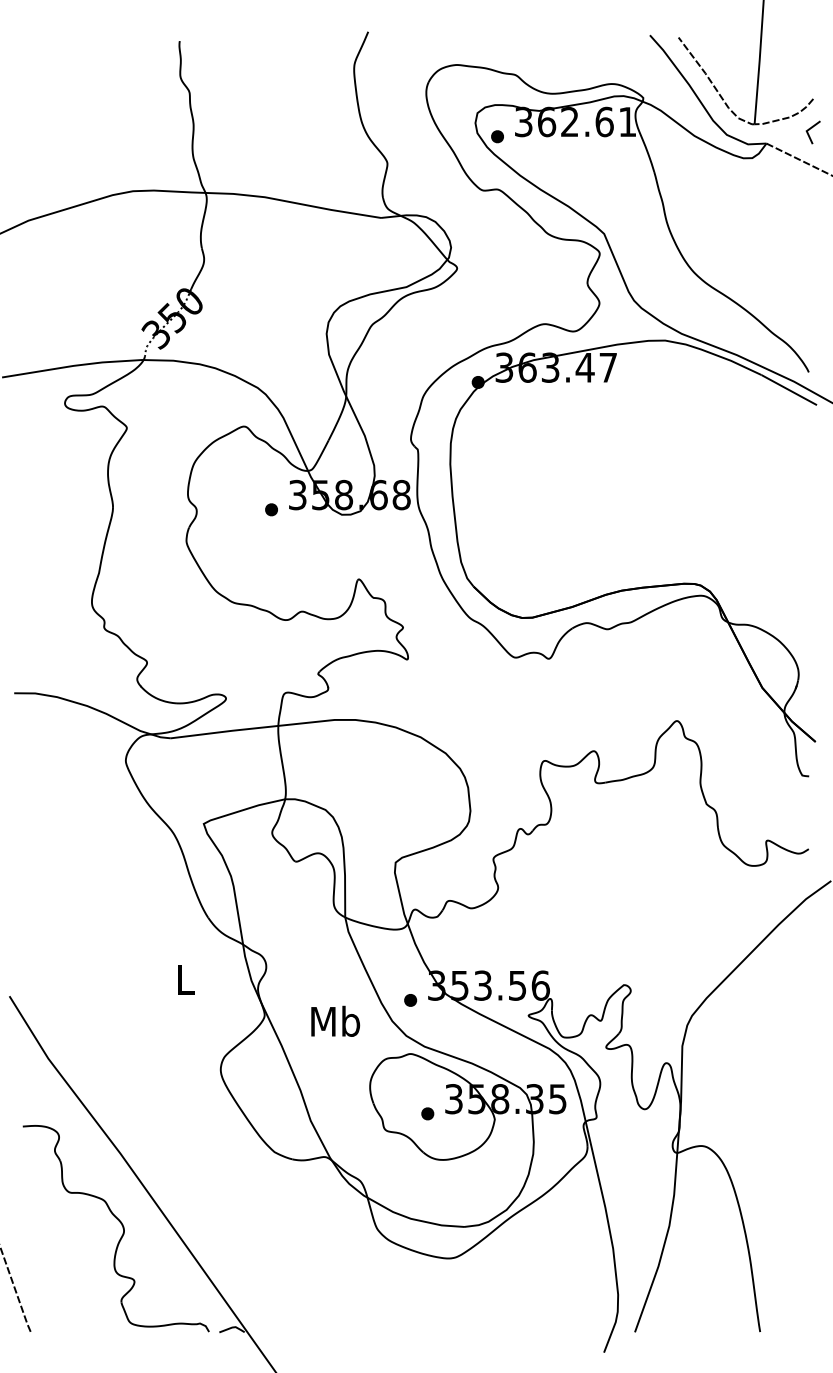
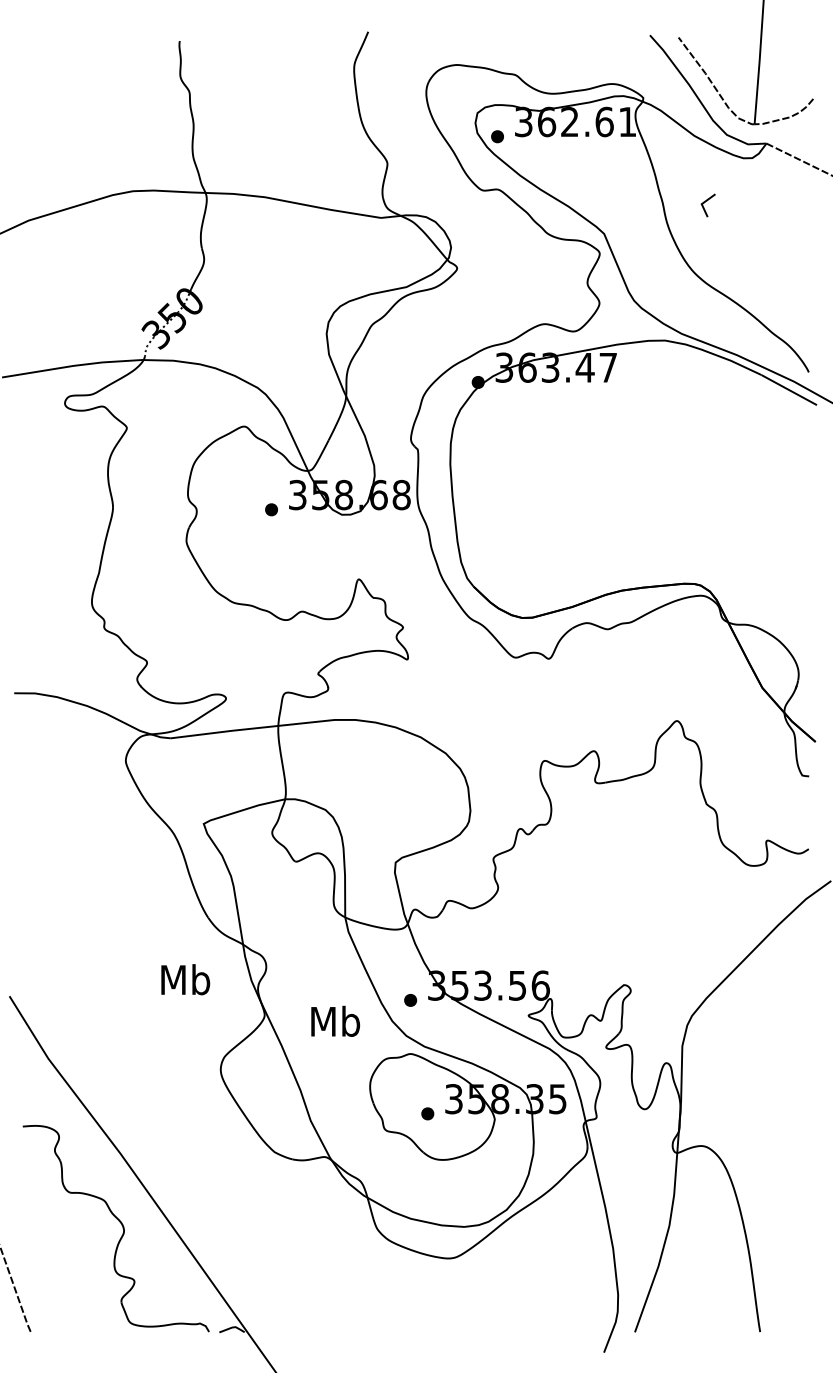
line position: (810, 129) -> (705, 202) (705, 202)
text: L -> Mb (185, 979)
